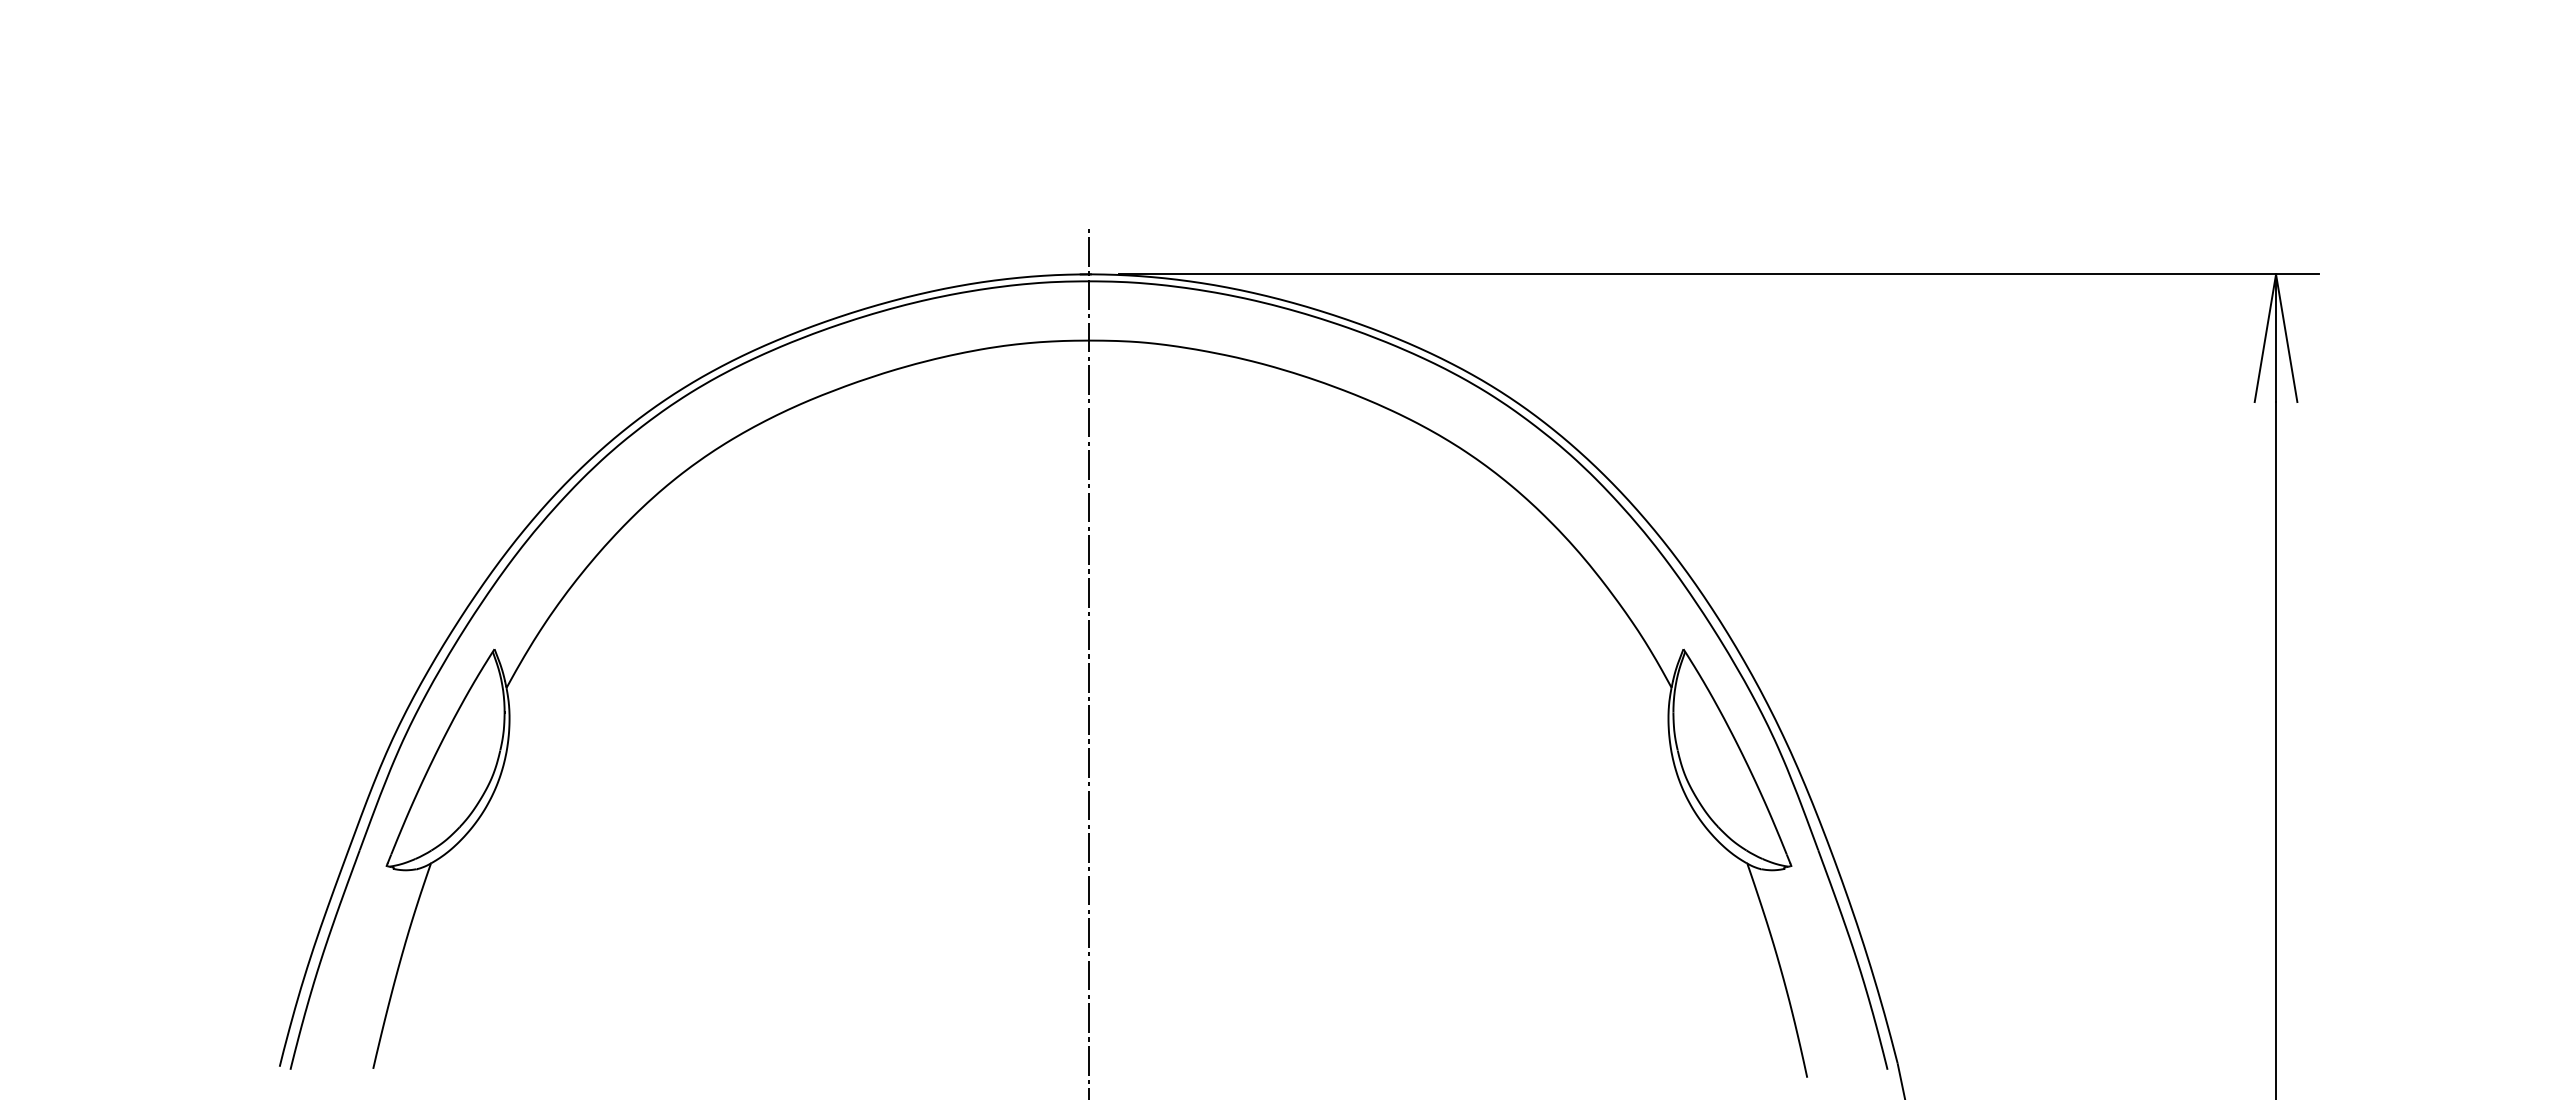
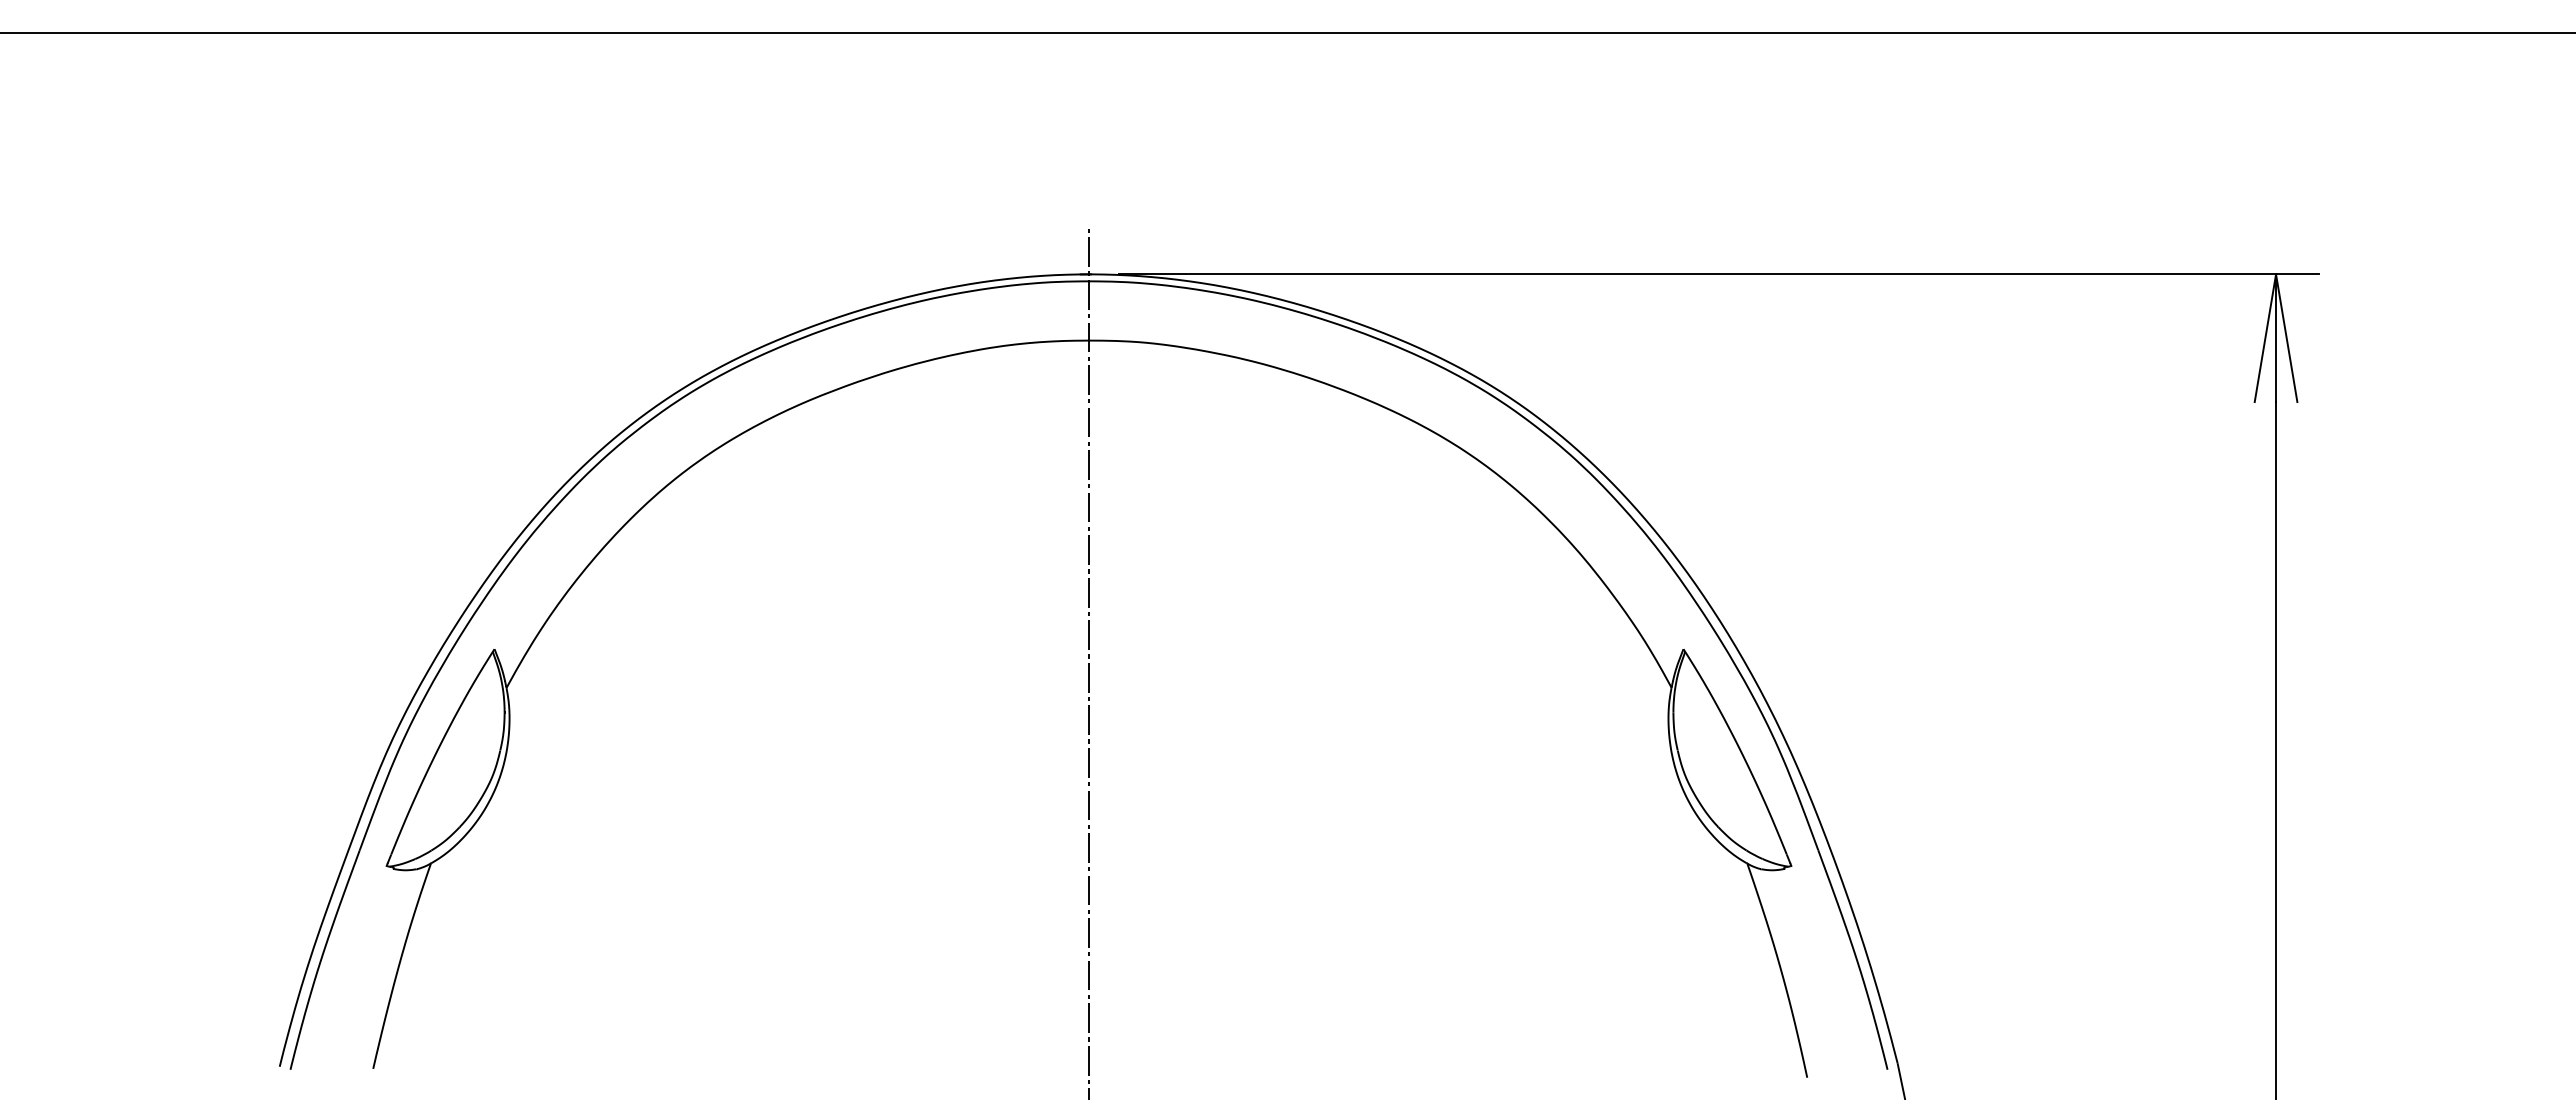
line: none -> present (1287, 33)
